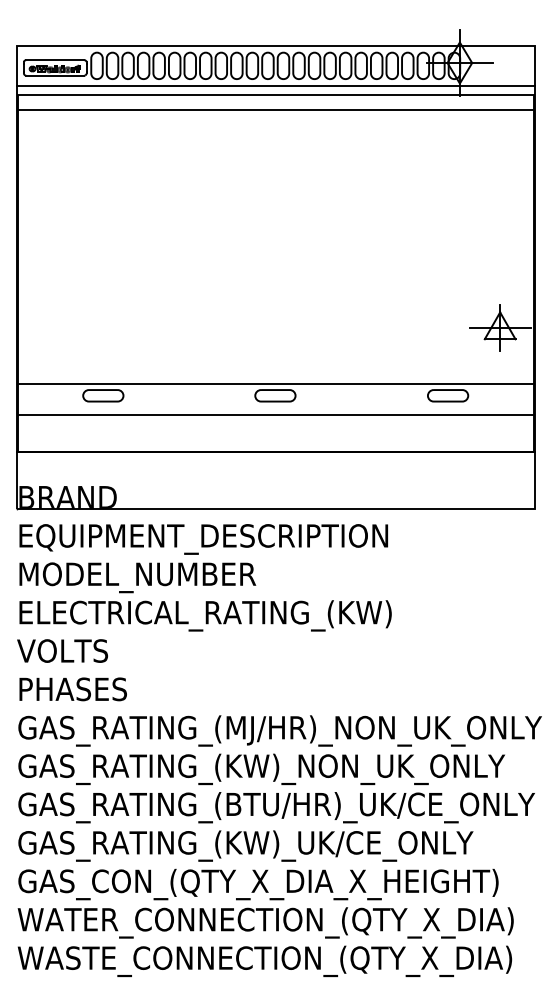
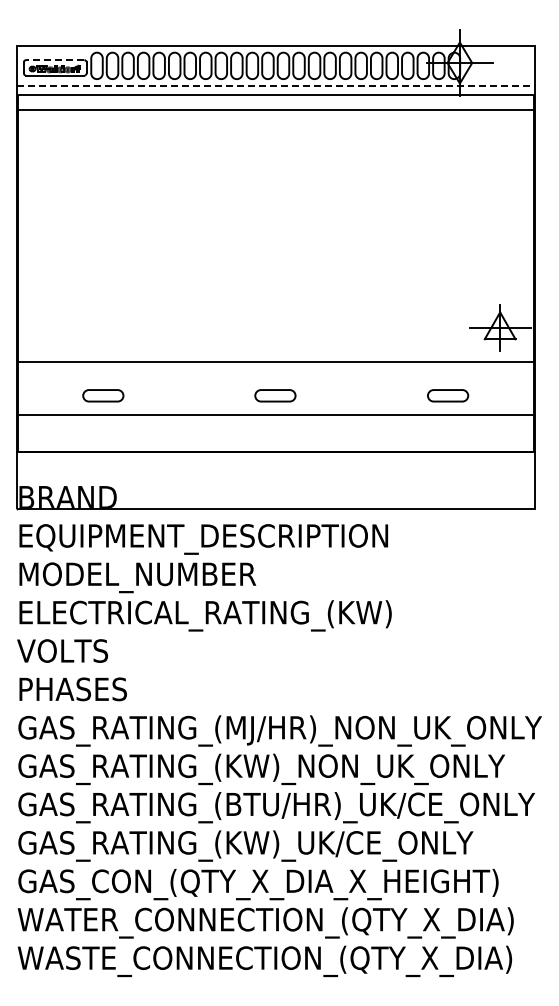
line: solid -> dashed (54, 60)
line: solid -> dashed (275, 86)
line position: (275, 383) -> (275, 361) (275, 361)
